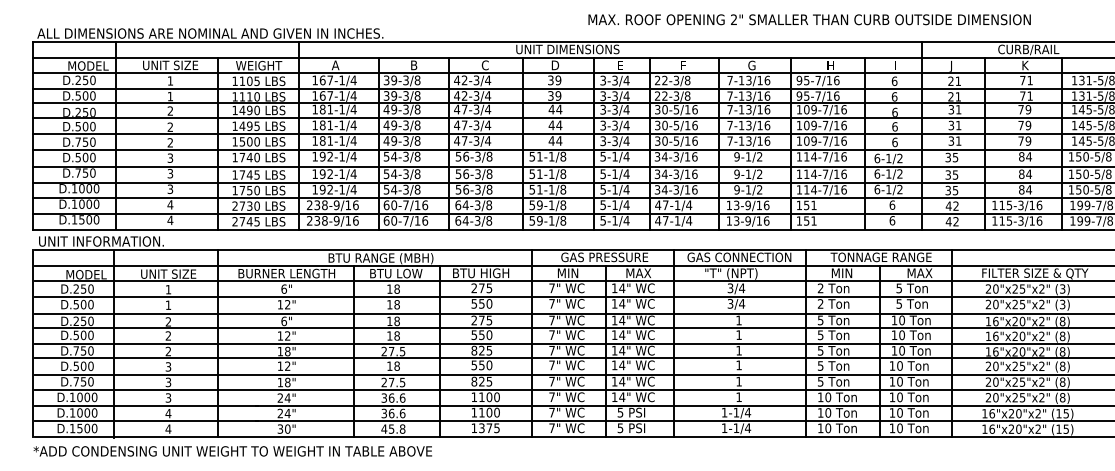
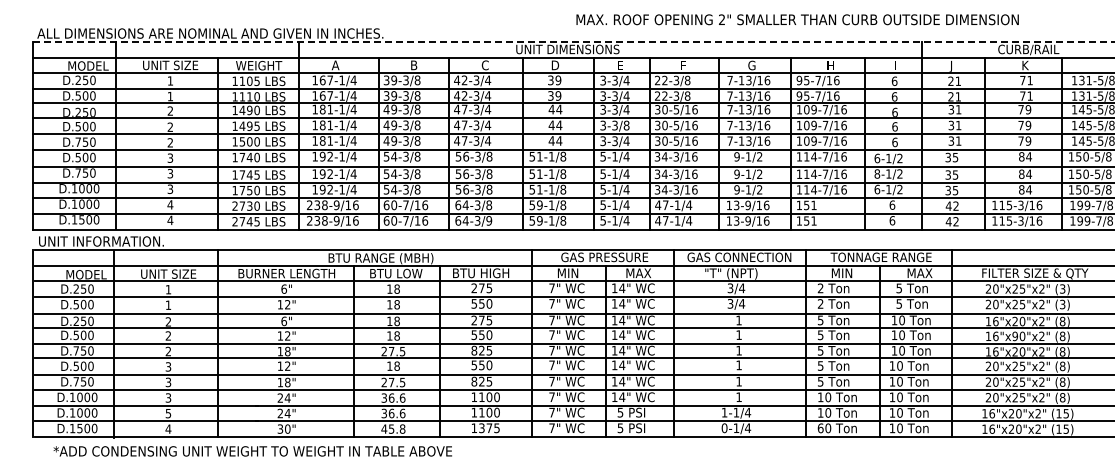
text position: (809, 19) -> (797, 19) (797, 19)
line: solid -> dashed (574, 42)
text: 3-3/4 -> 3-3/8 (626, 125)
text: 6-1/2 -> 8-1/2 (877, 173)
text: 64-3/8 -> 64-3/9 (489, 220)
text: 16"x20"x2" -> 16"x90"x2" (1015, 336)
text: 4 -> 5 (168, 413)
text: 1-1/4 -> 0-1/4 (724, 428)
text: 10 -> 60 (820, 428)
text position: (232, 451) -> (252, 451) (252, 451)
